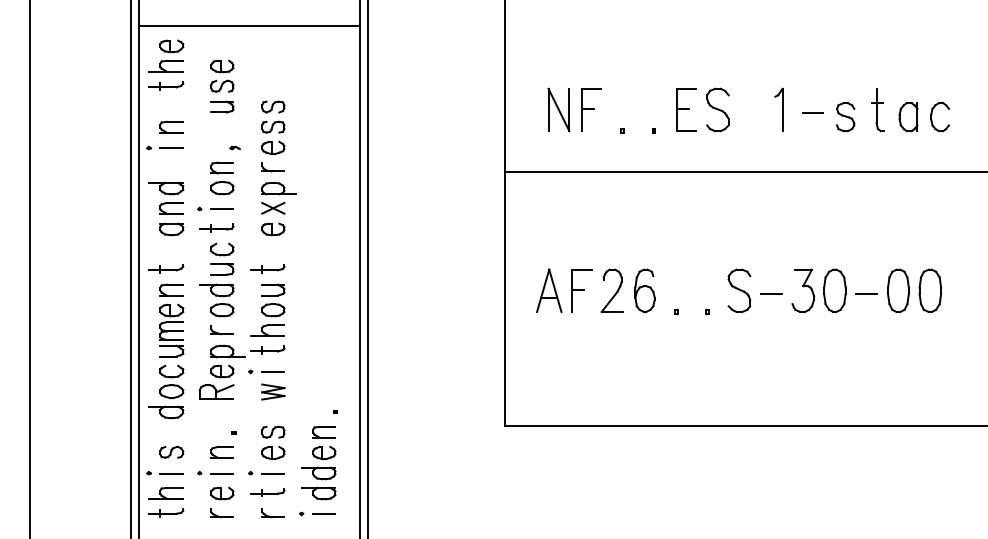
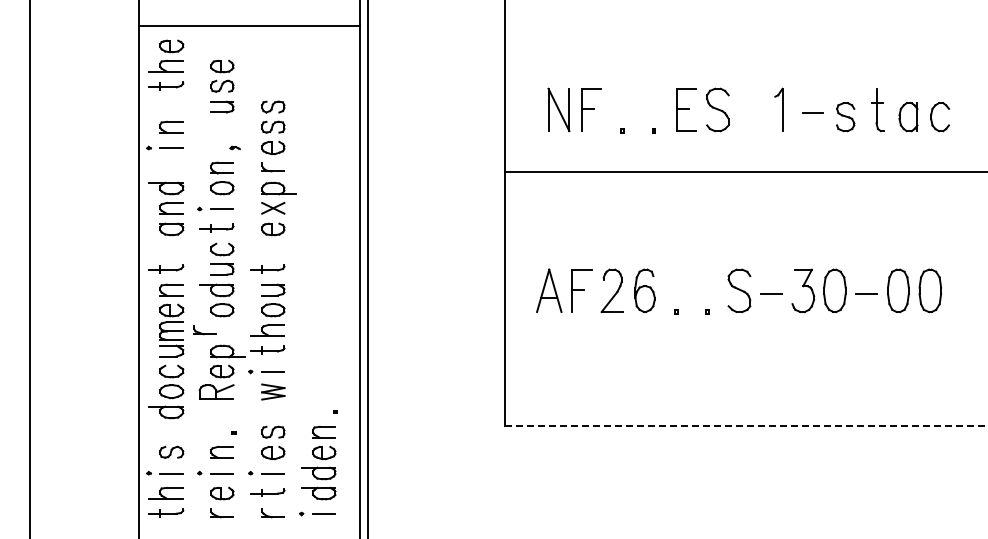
line: present -> none (130, 268)
part position: (221, 330) -> (204, 330) (204, 330)
line: solid -> dashed (746, 426)
